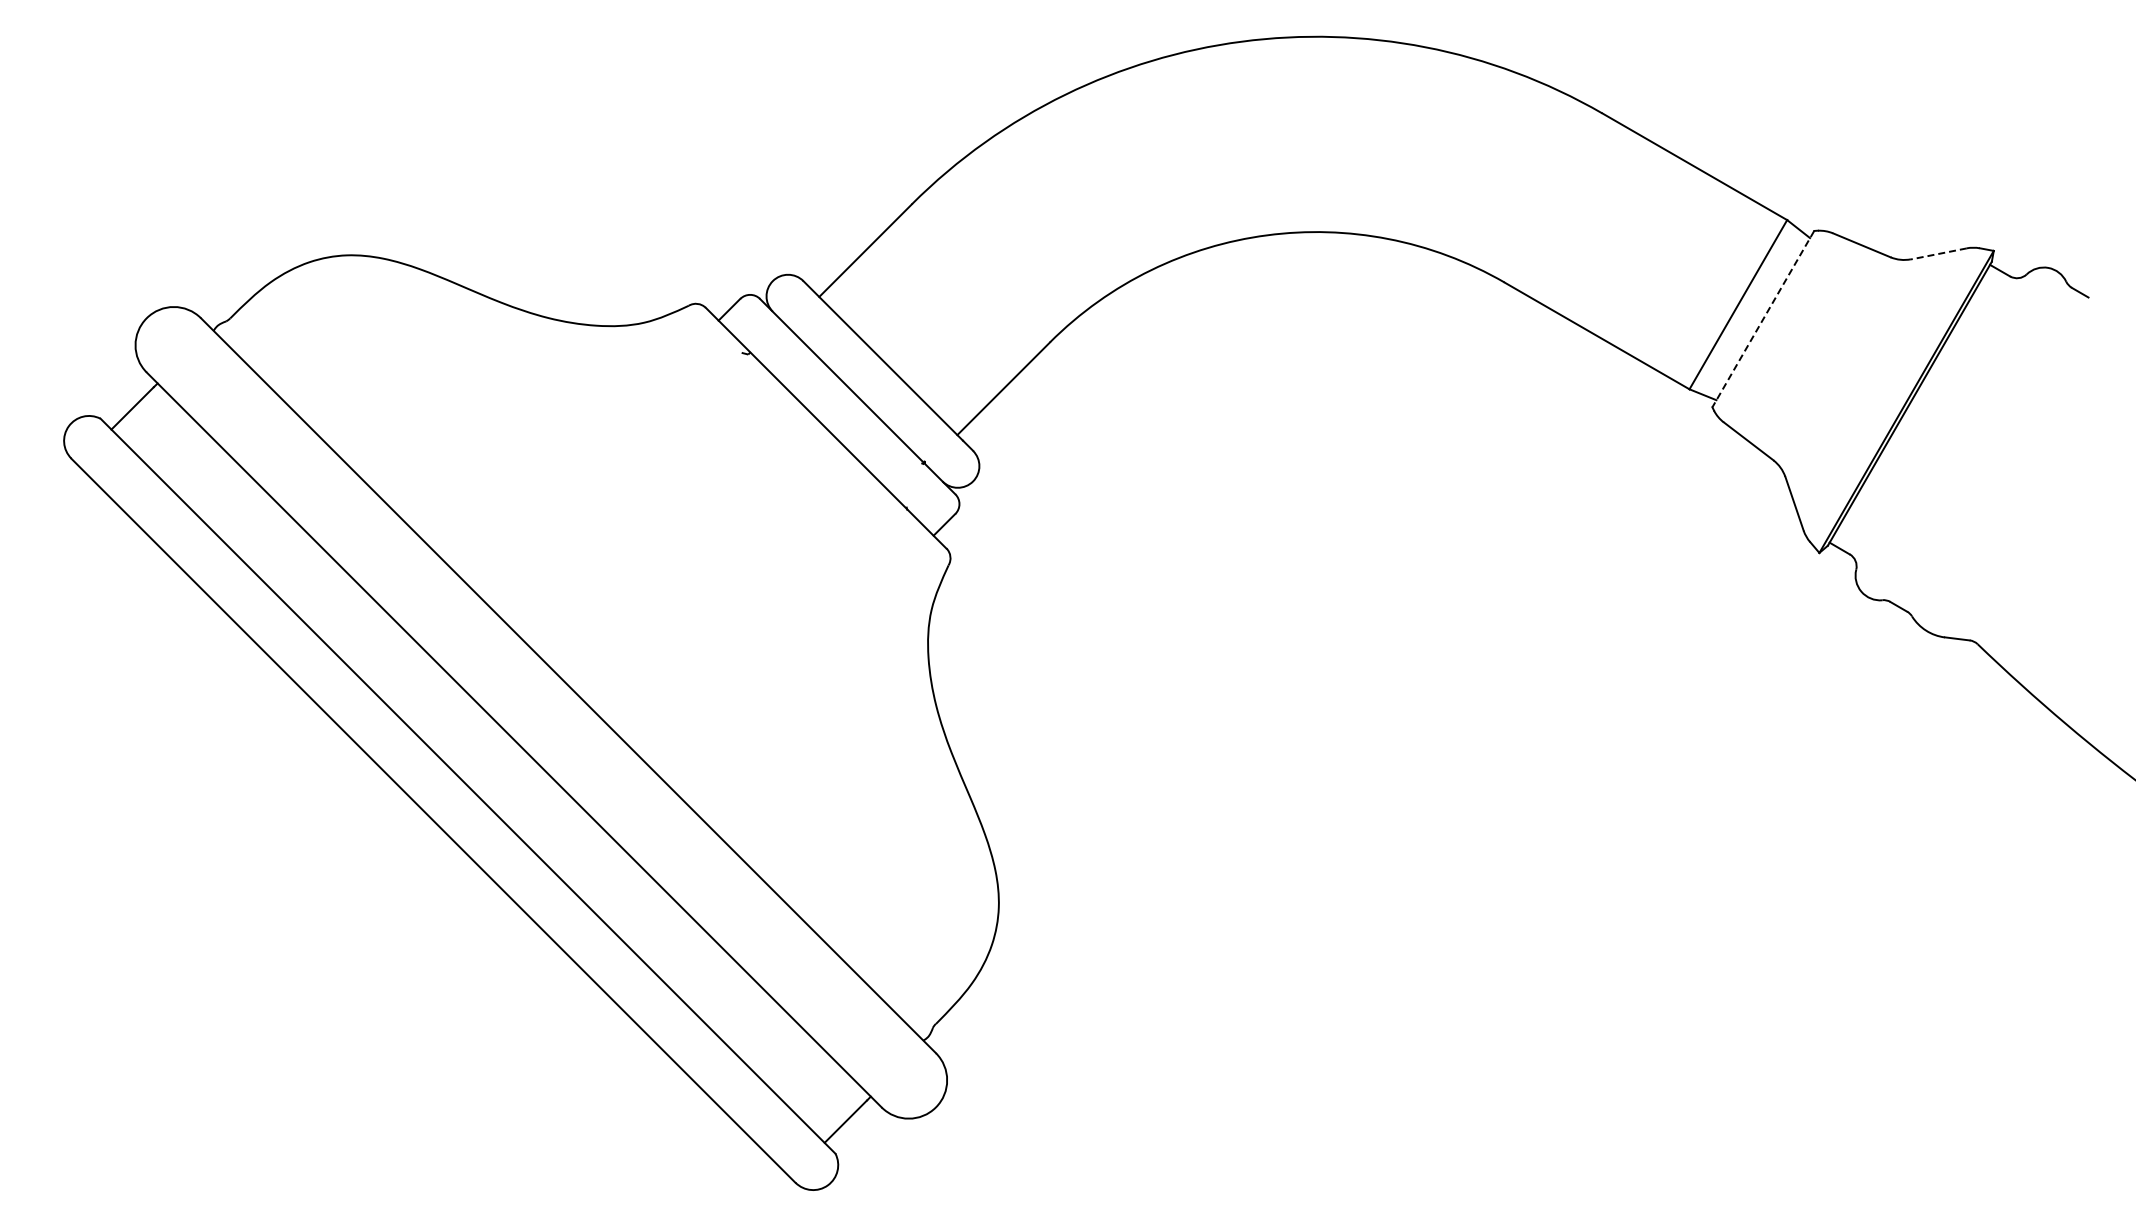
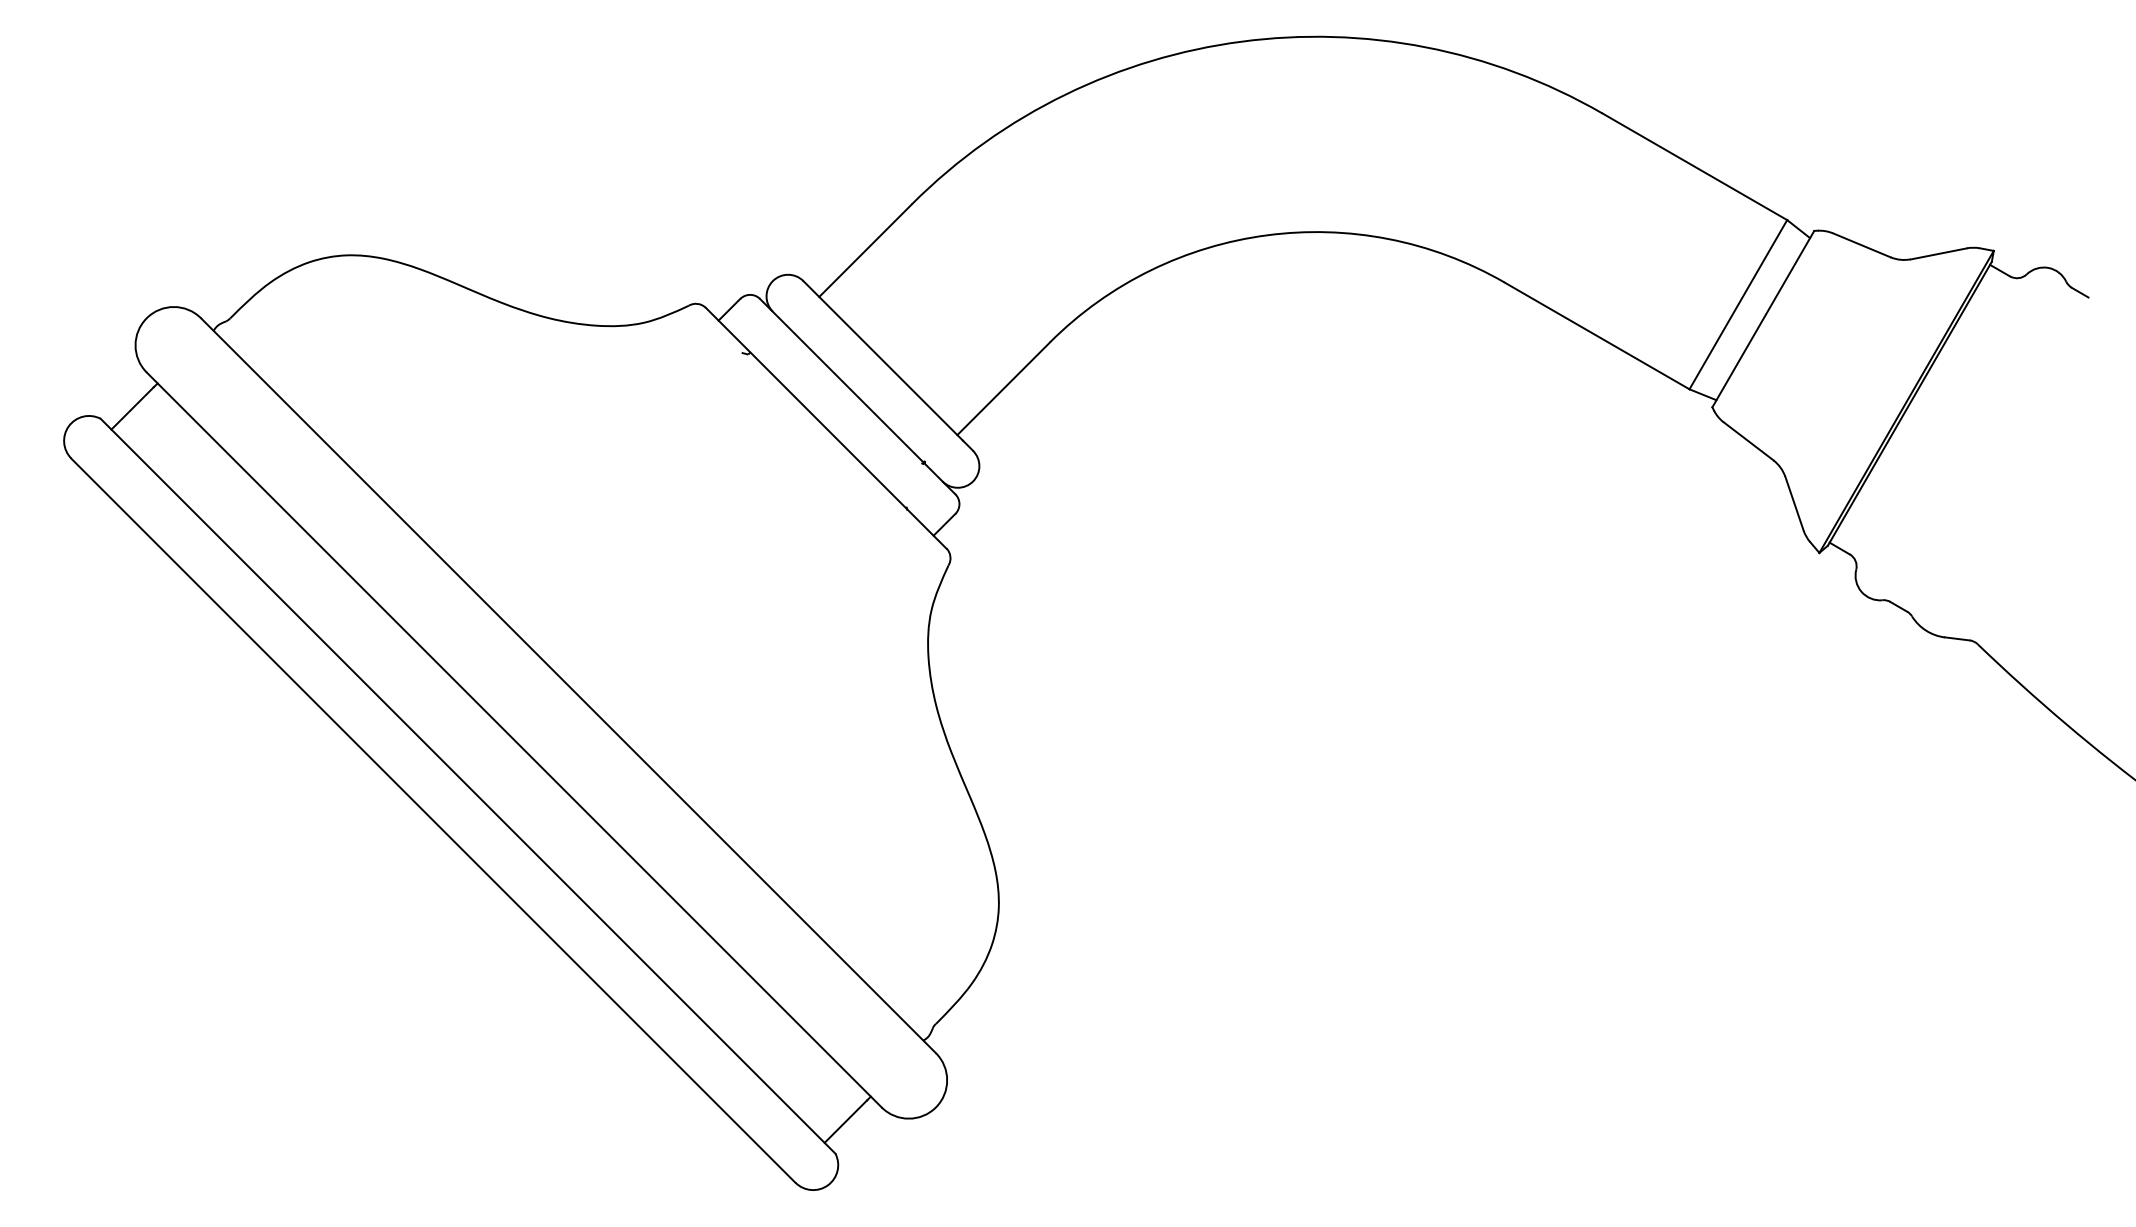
line: dashed -> solid (1938, 254)
line: dashed -> solid (1763, 319)
